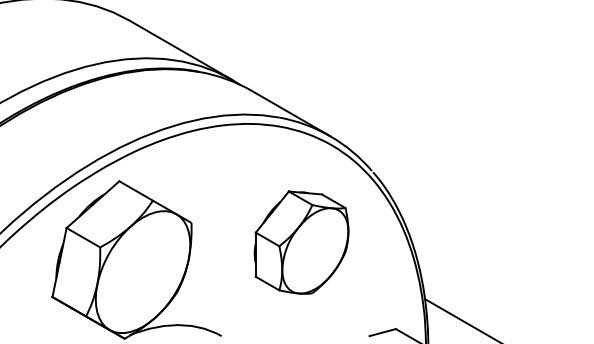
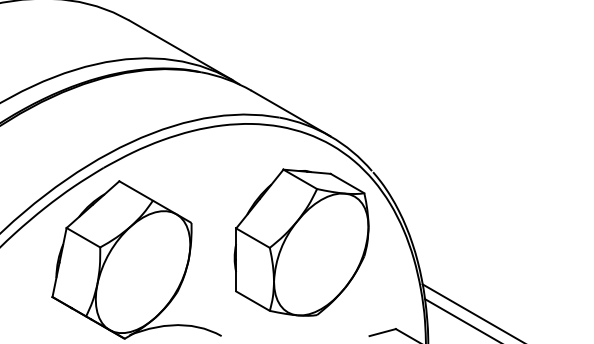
part size: 97x105 px -> 137x149 px (301, 242)
line: none -> present (471, 312)
